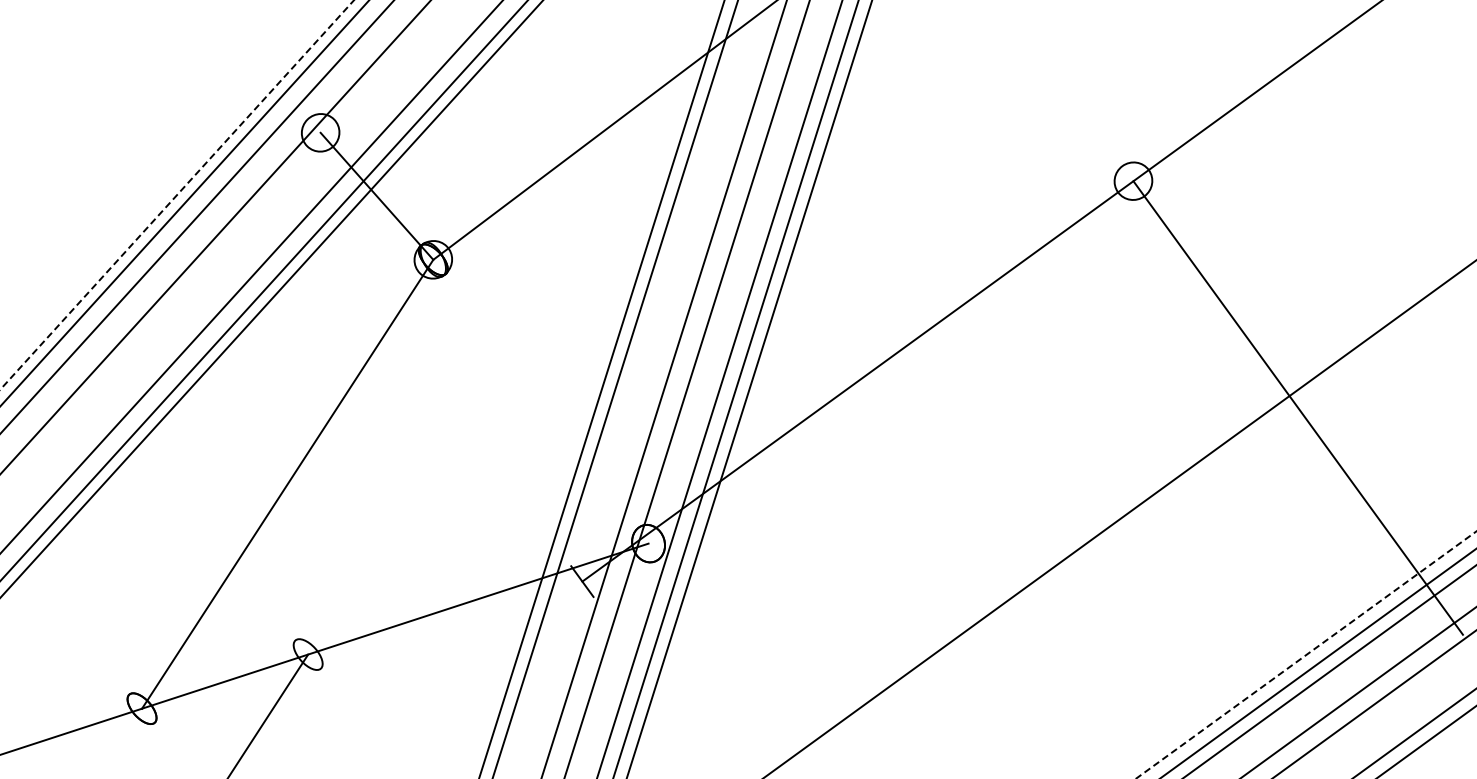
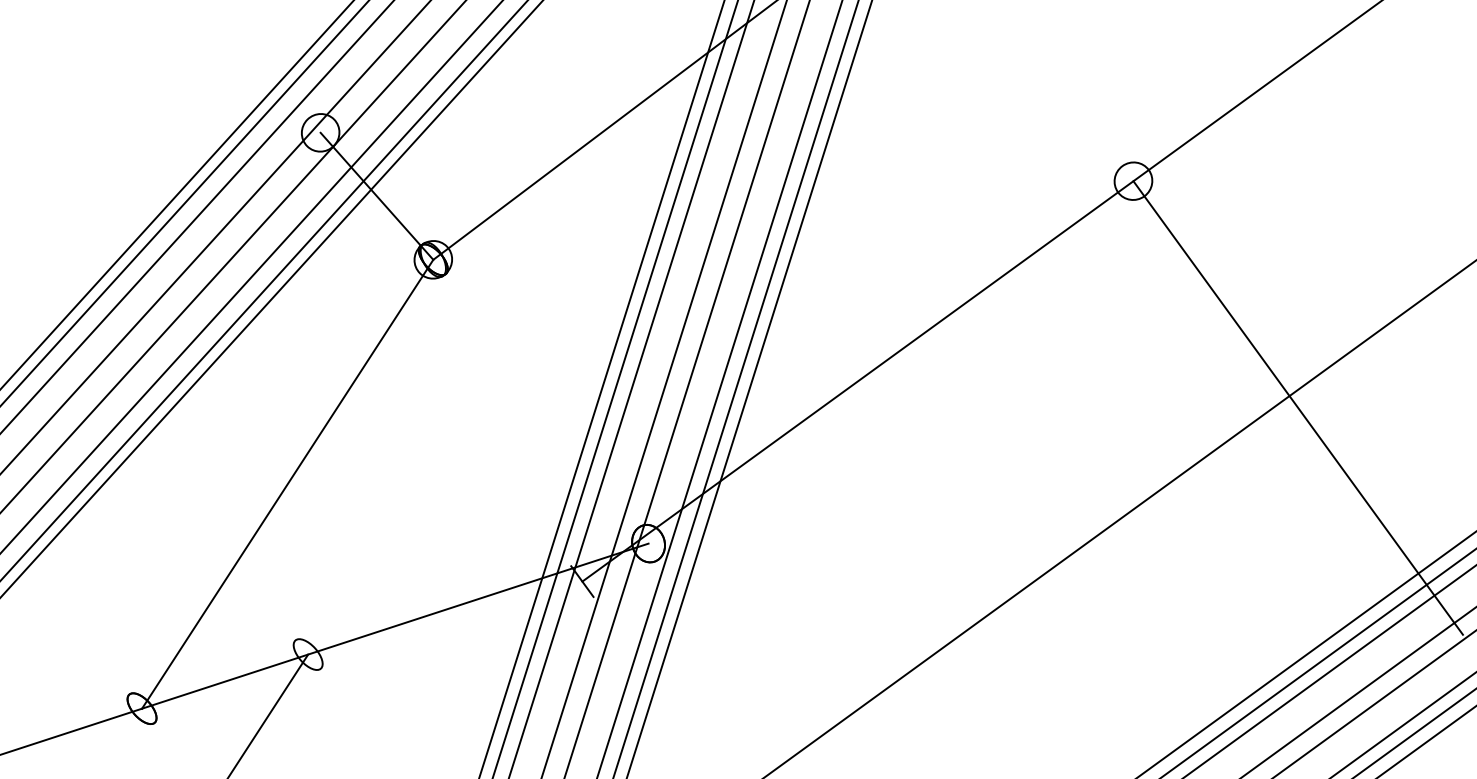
line: dashed -> solid (177, 194)
line: none -> present (233, 256)
line: none -> present (631, 388)
line: dashed -> solid (1307, 654)
line: none -> present (1403, 724)
